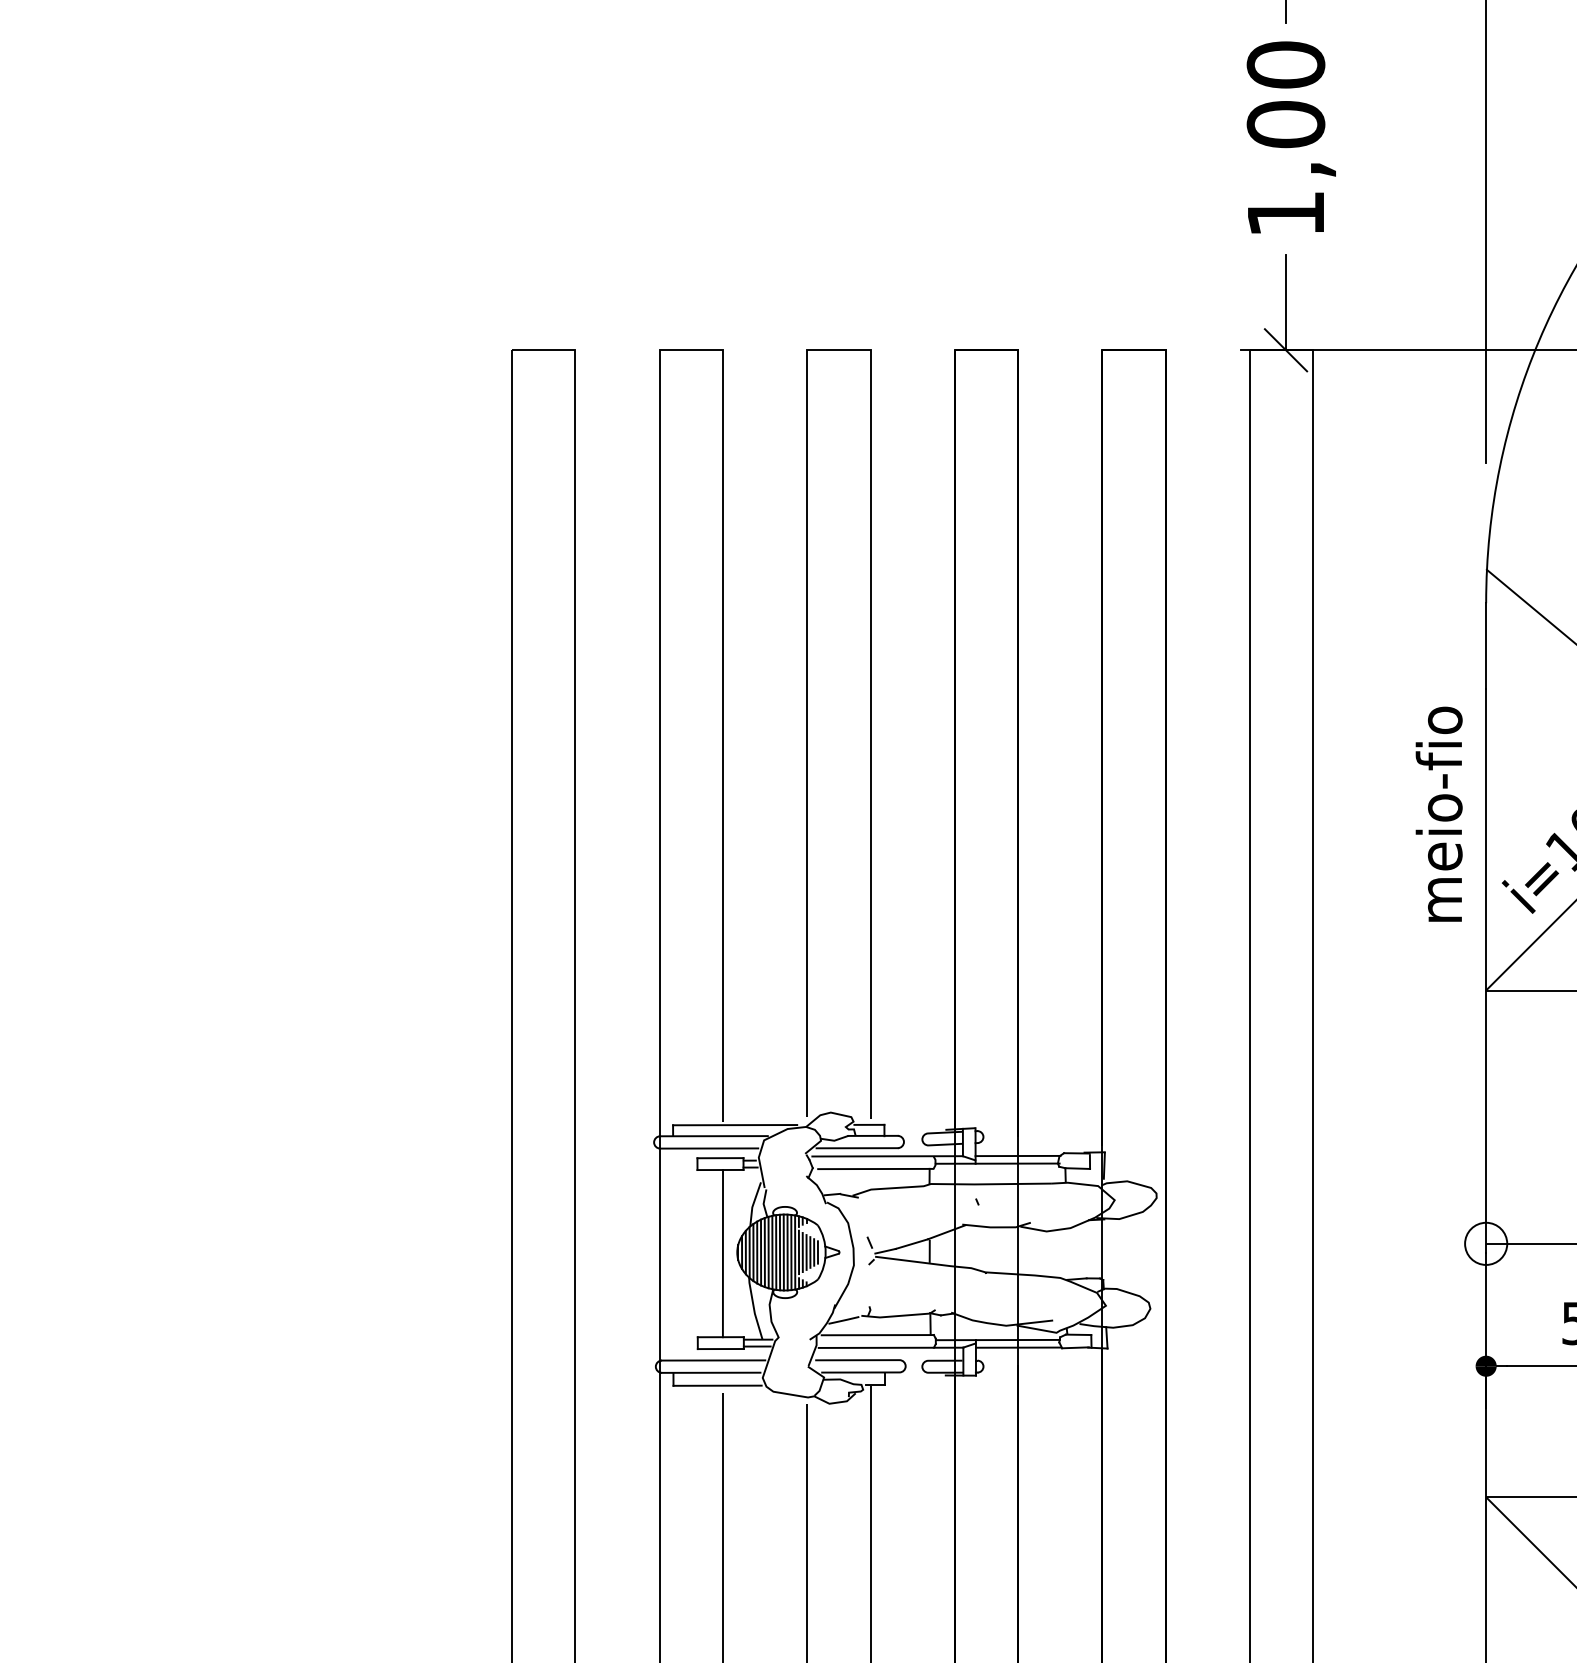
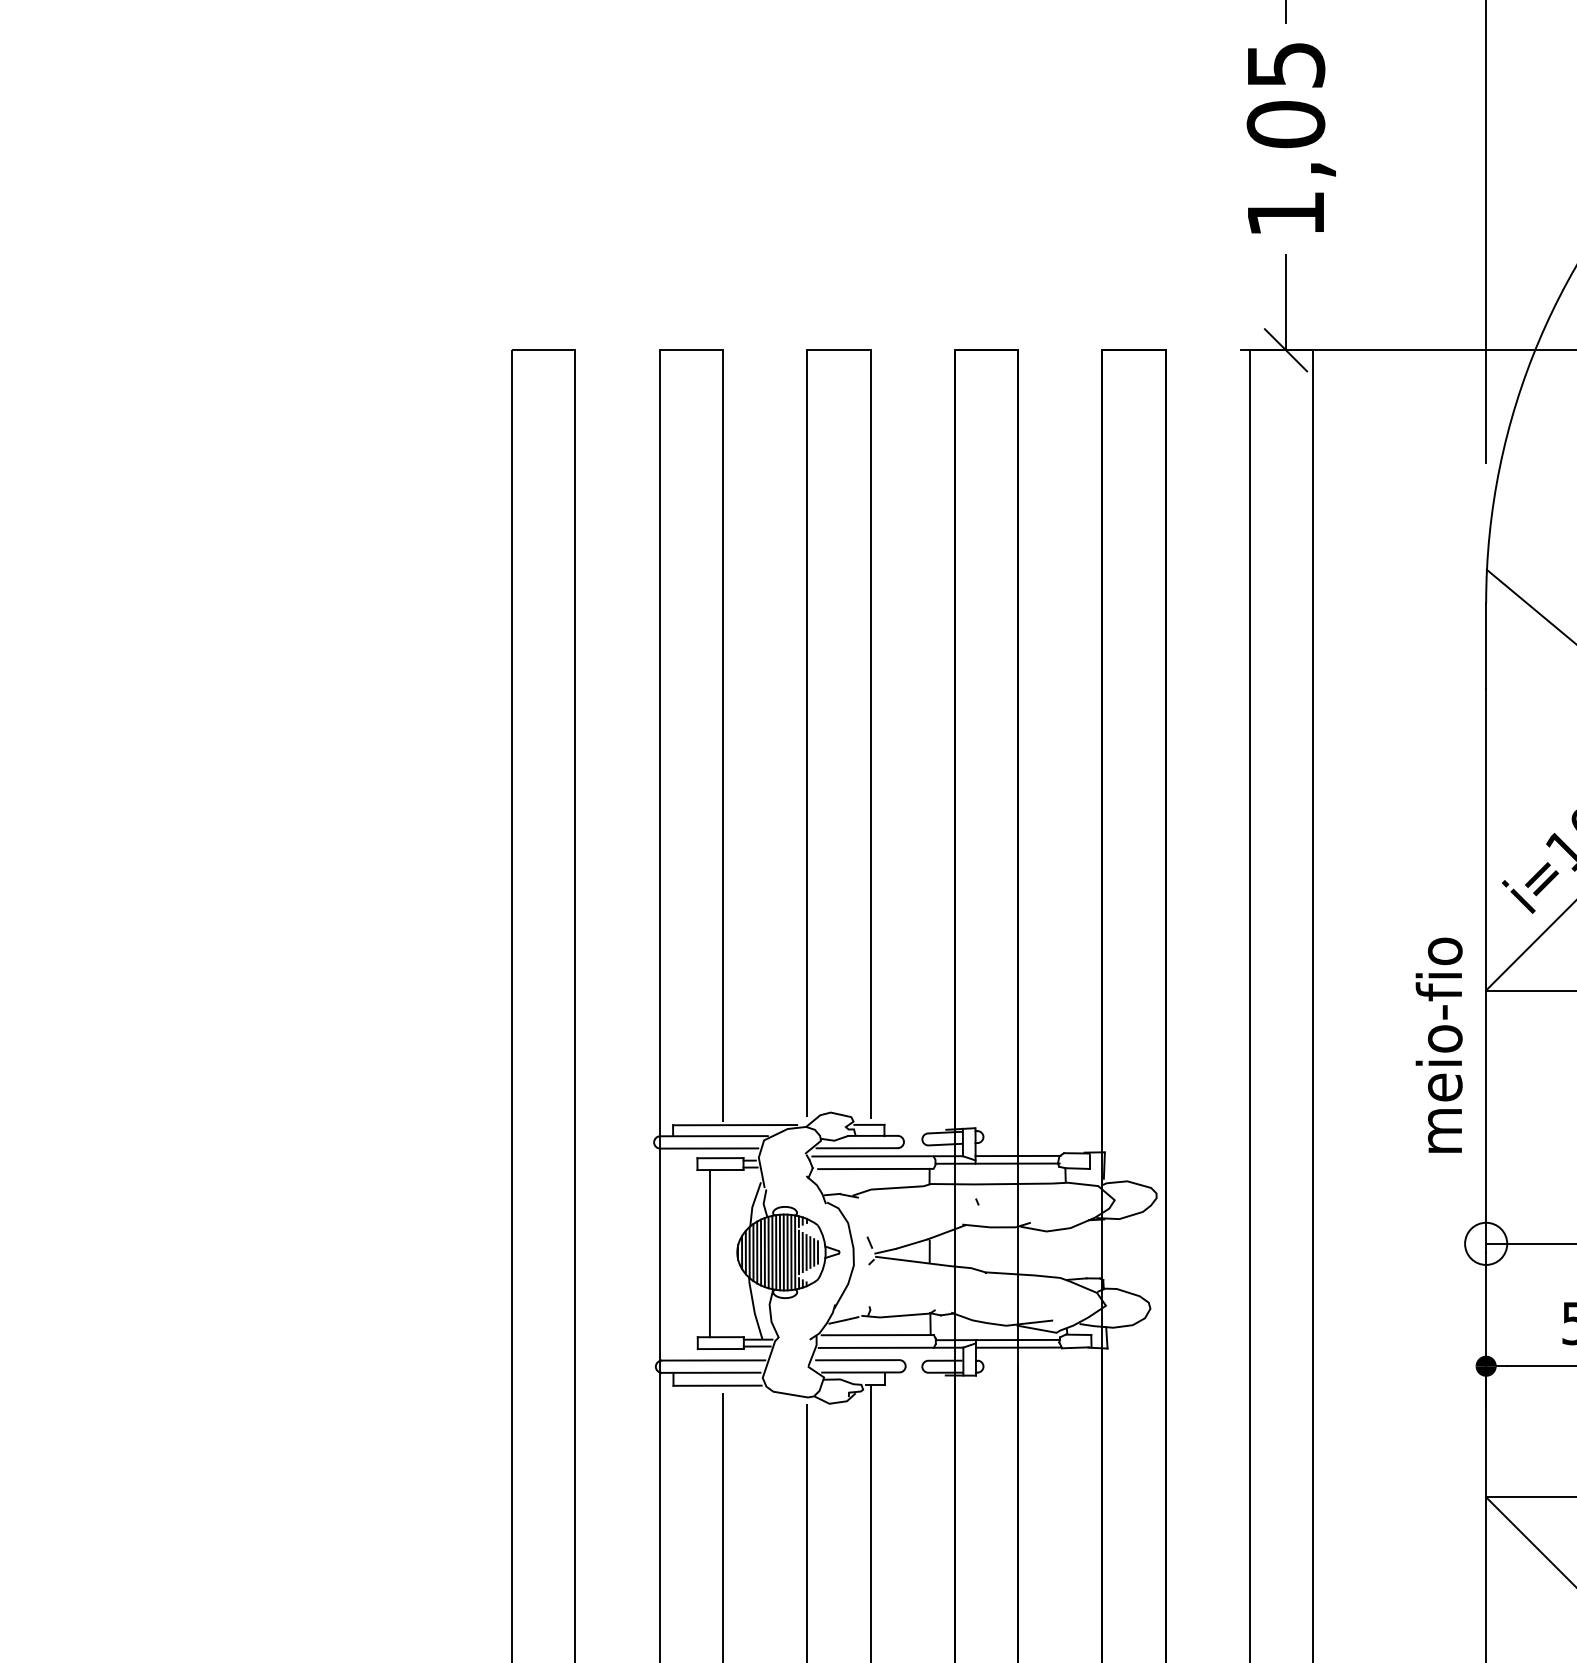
text: 1,00 -> 1,05 (1285, 64)
text position: (1438, 813) -> (1438, 1044) (1438, 1044)
line position: (722, 1253) -> (709, 1253) (709, 1253)
